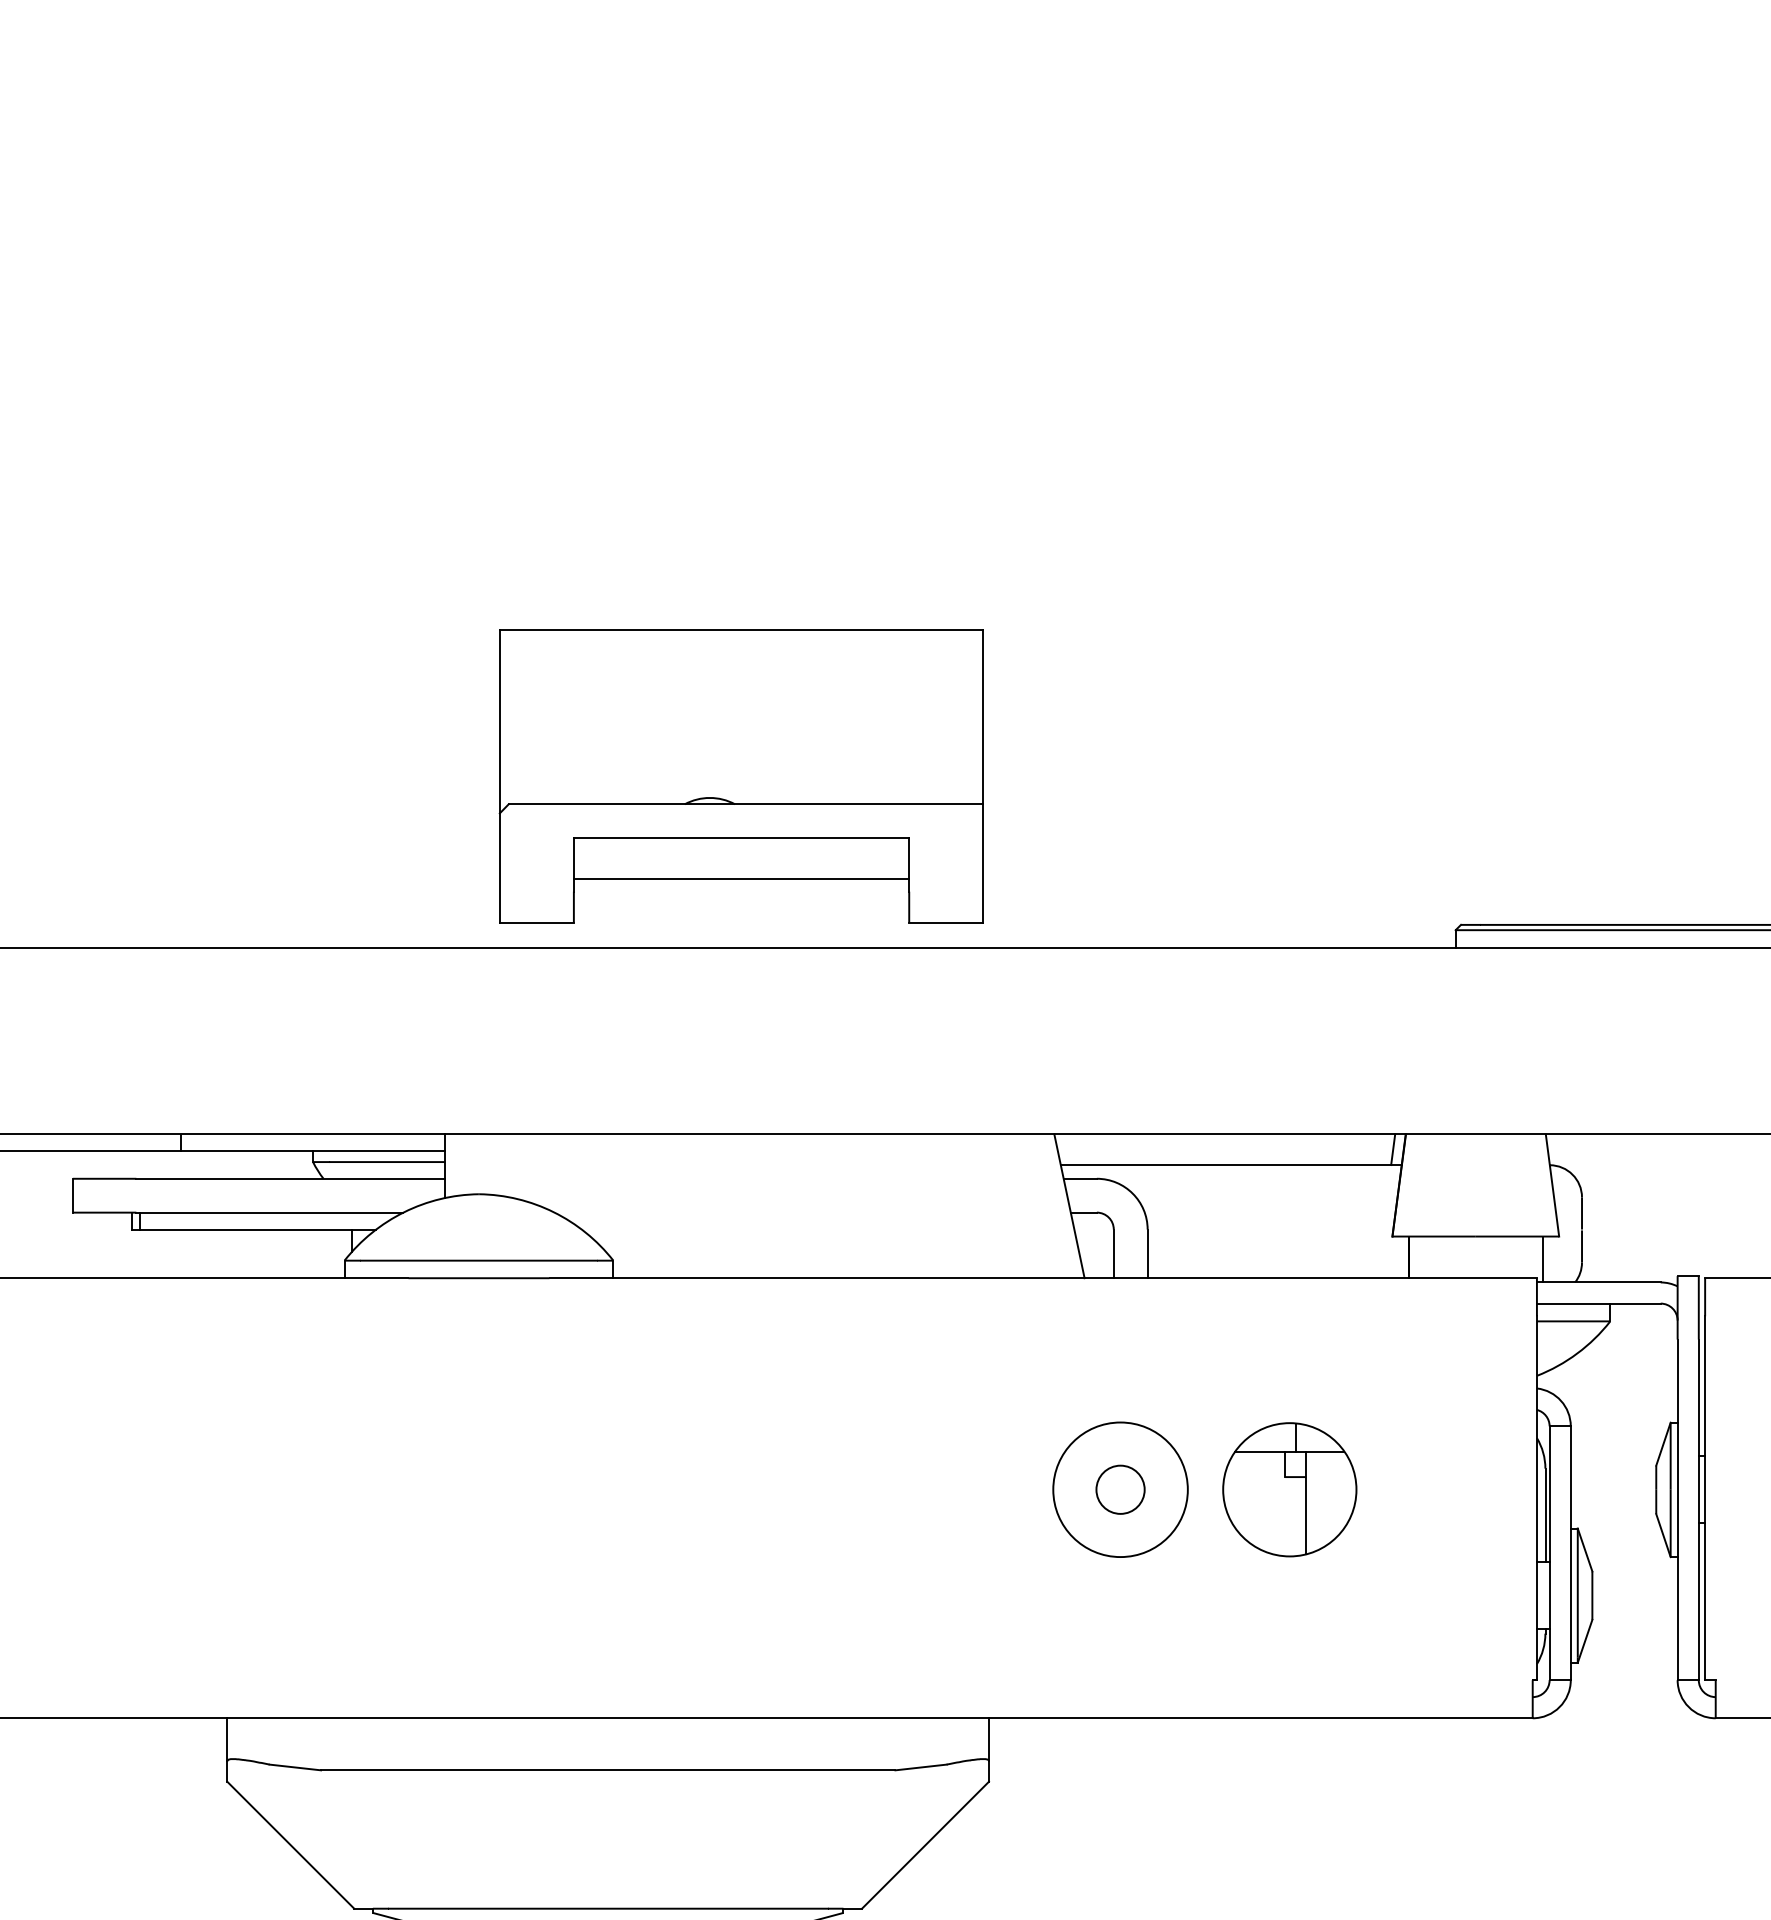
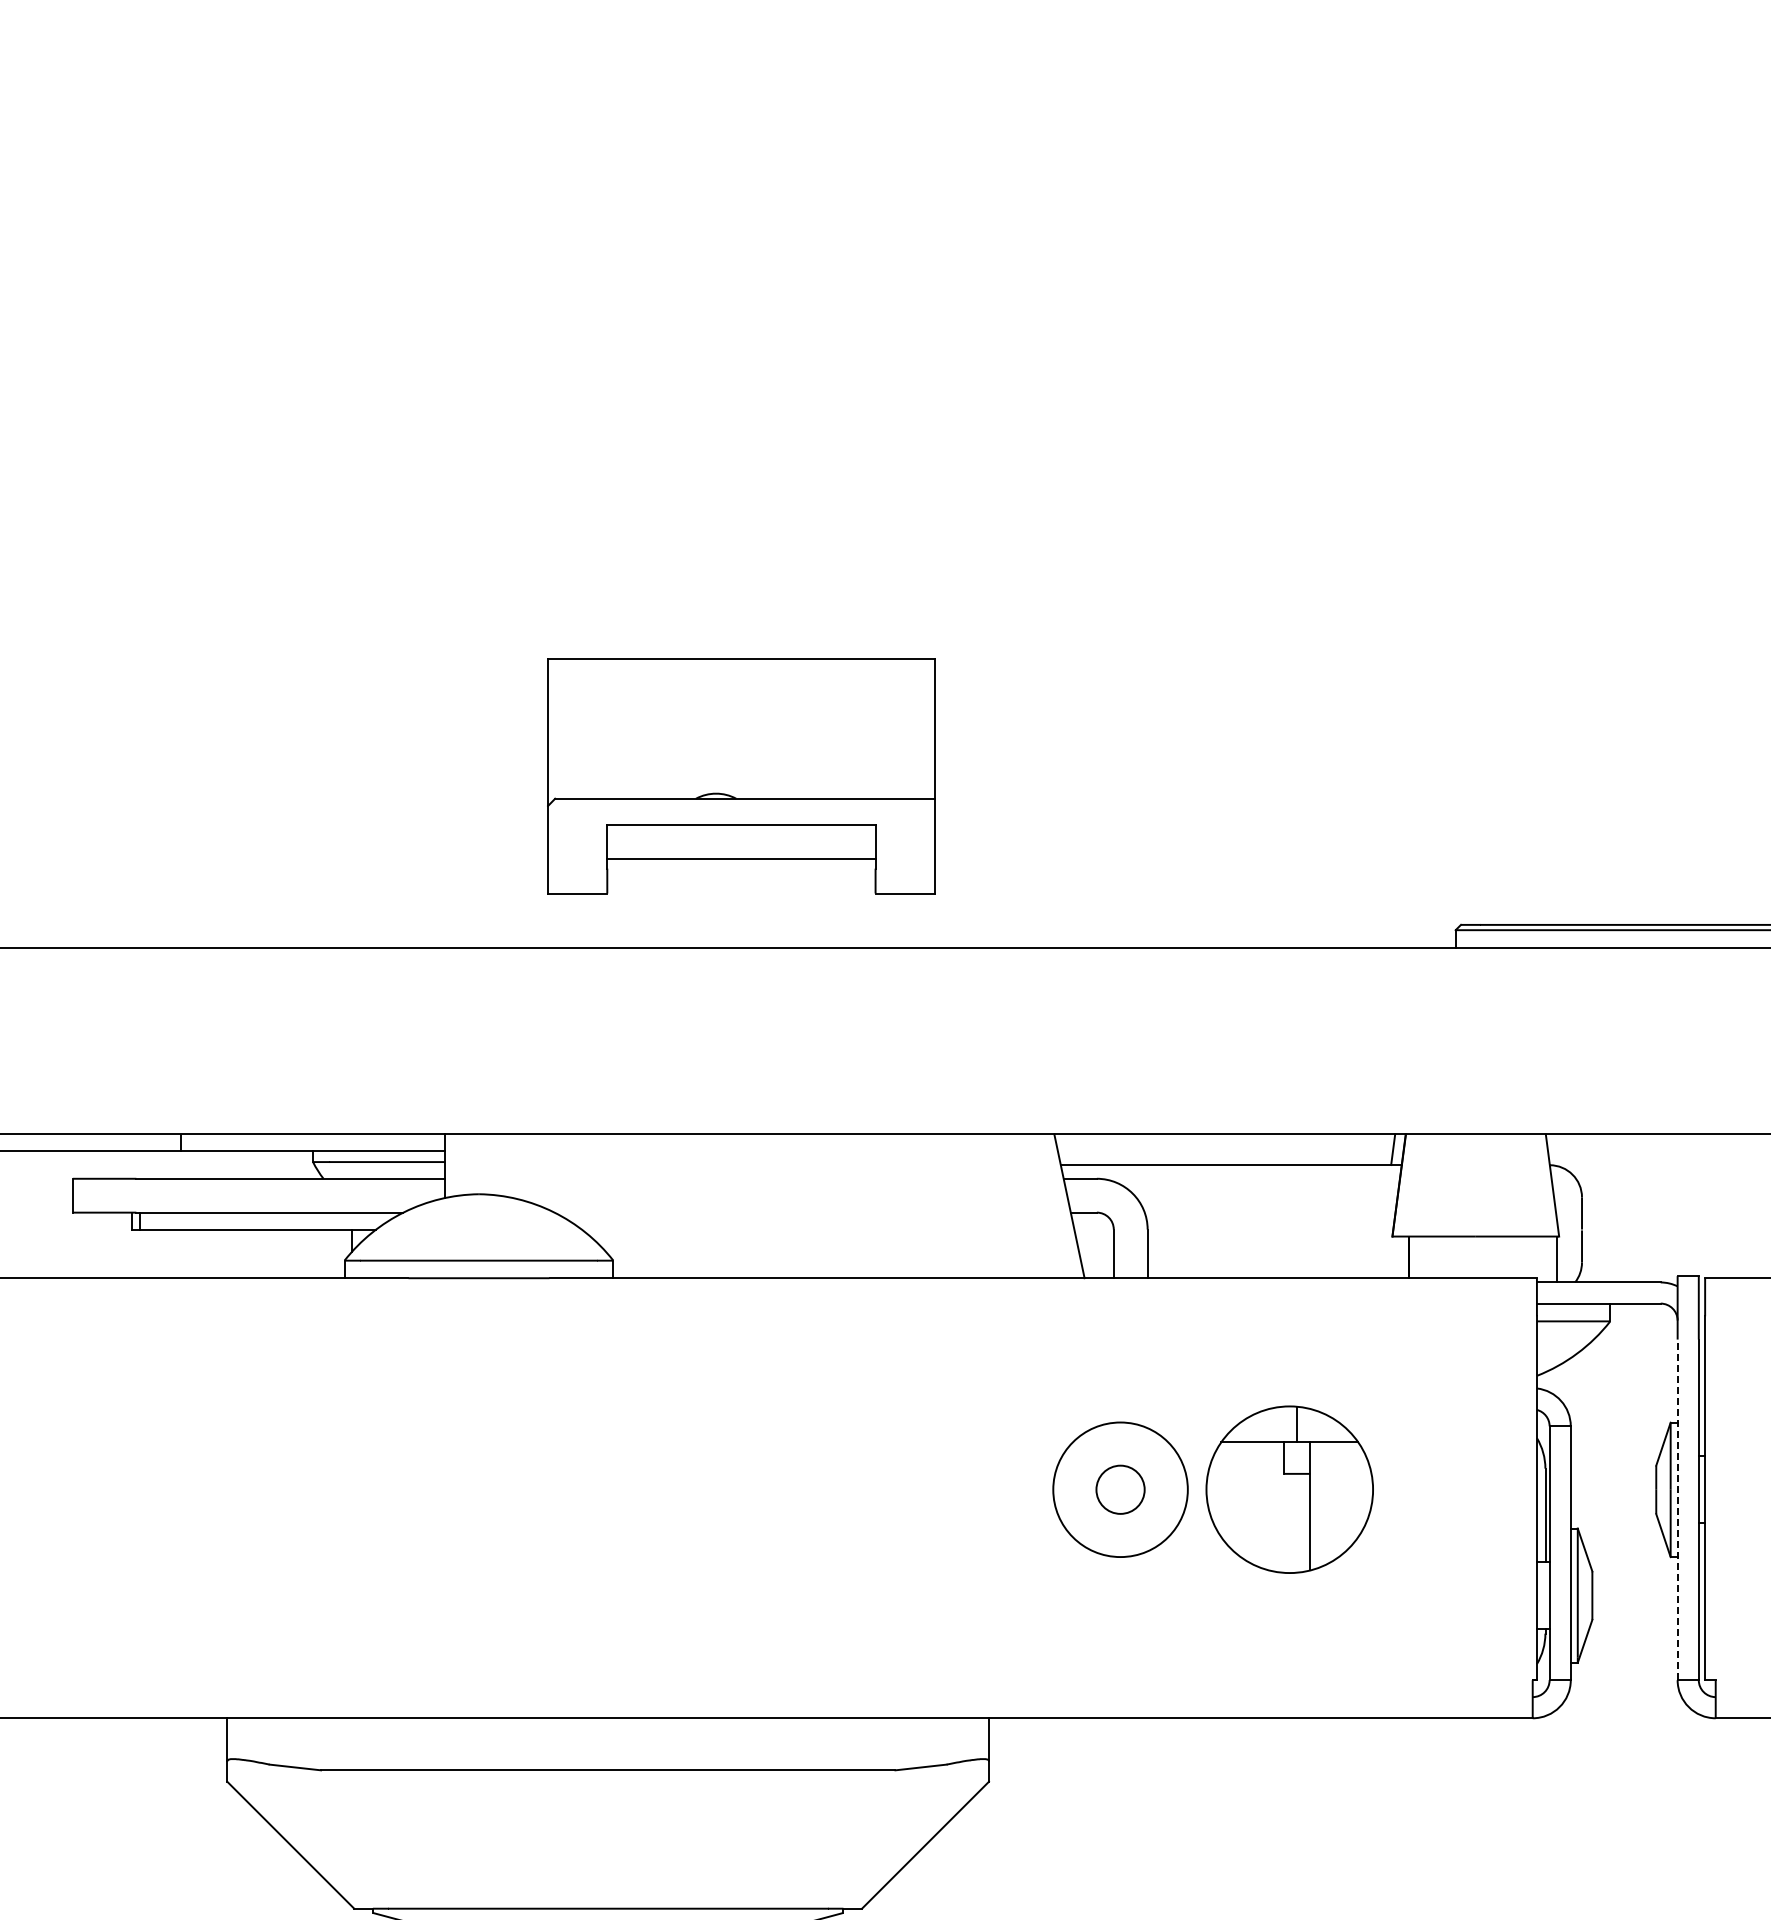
part size: 486x295 px -> 389x237 px (741, 776)
line position: (1543, 1259) -> (1557, 1259) (1557, 1259)
part size: 136x136 px -> 169x169 px (1289, 1489)
line: solid -> dashed (1677, 1509)
